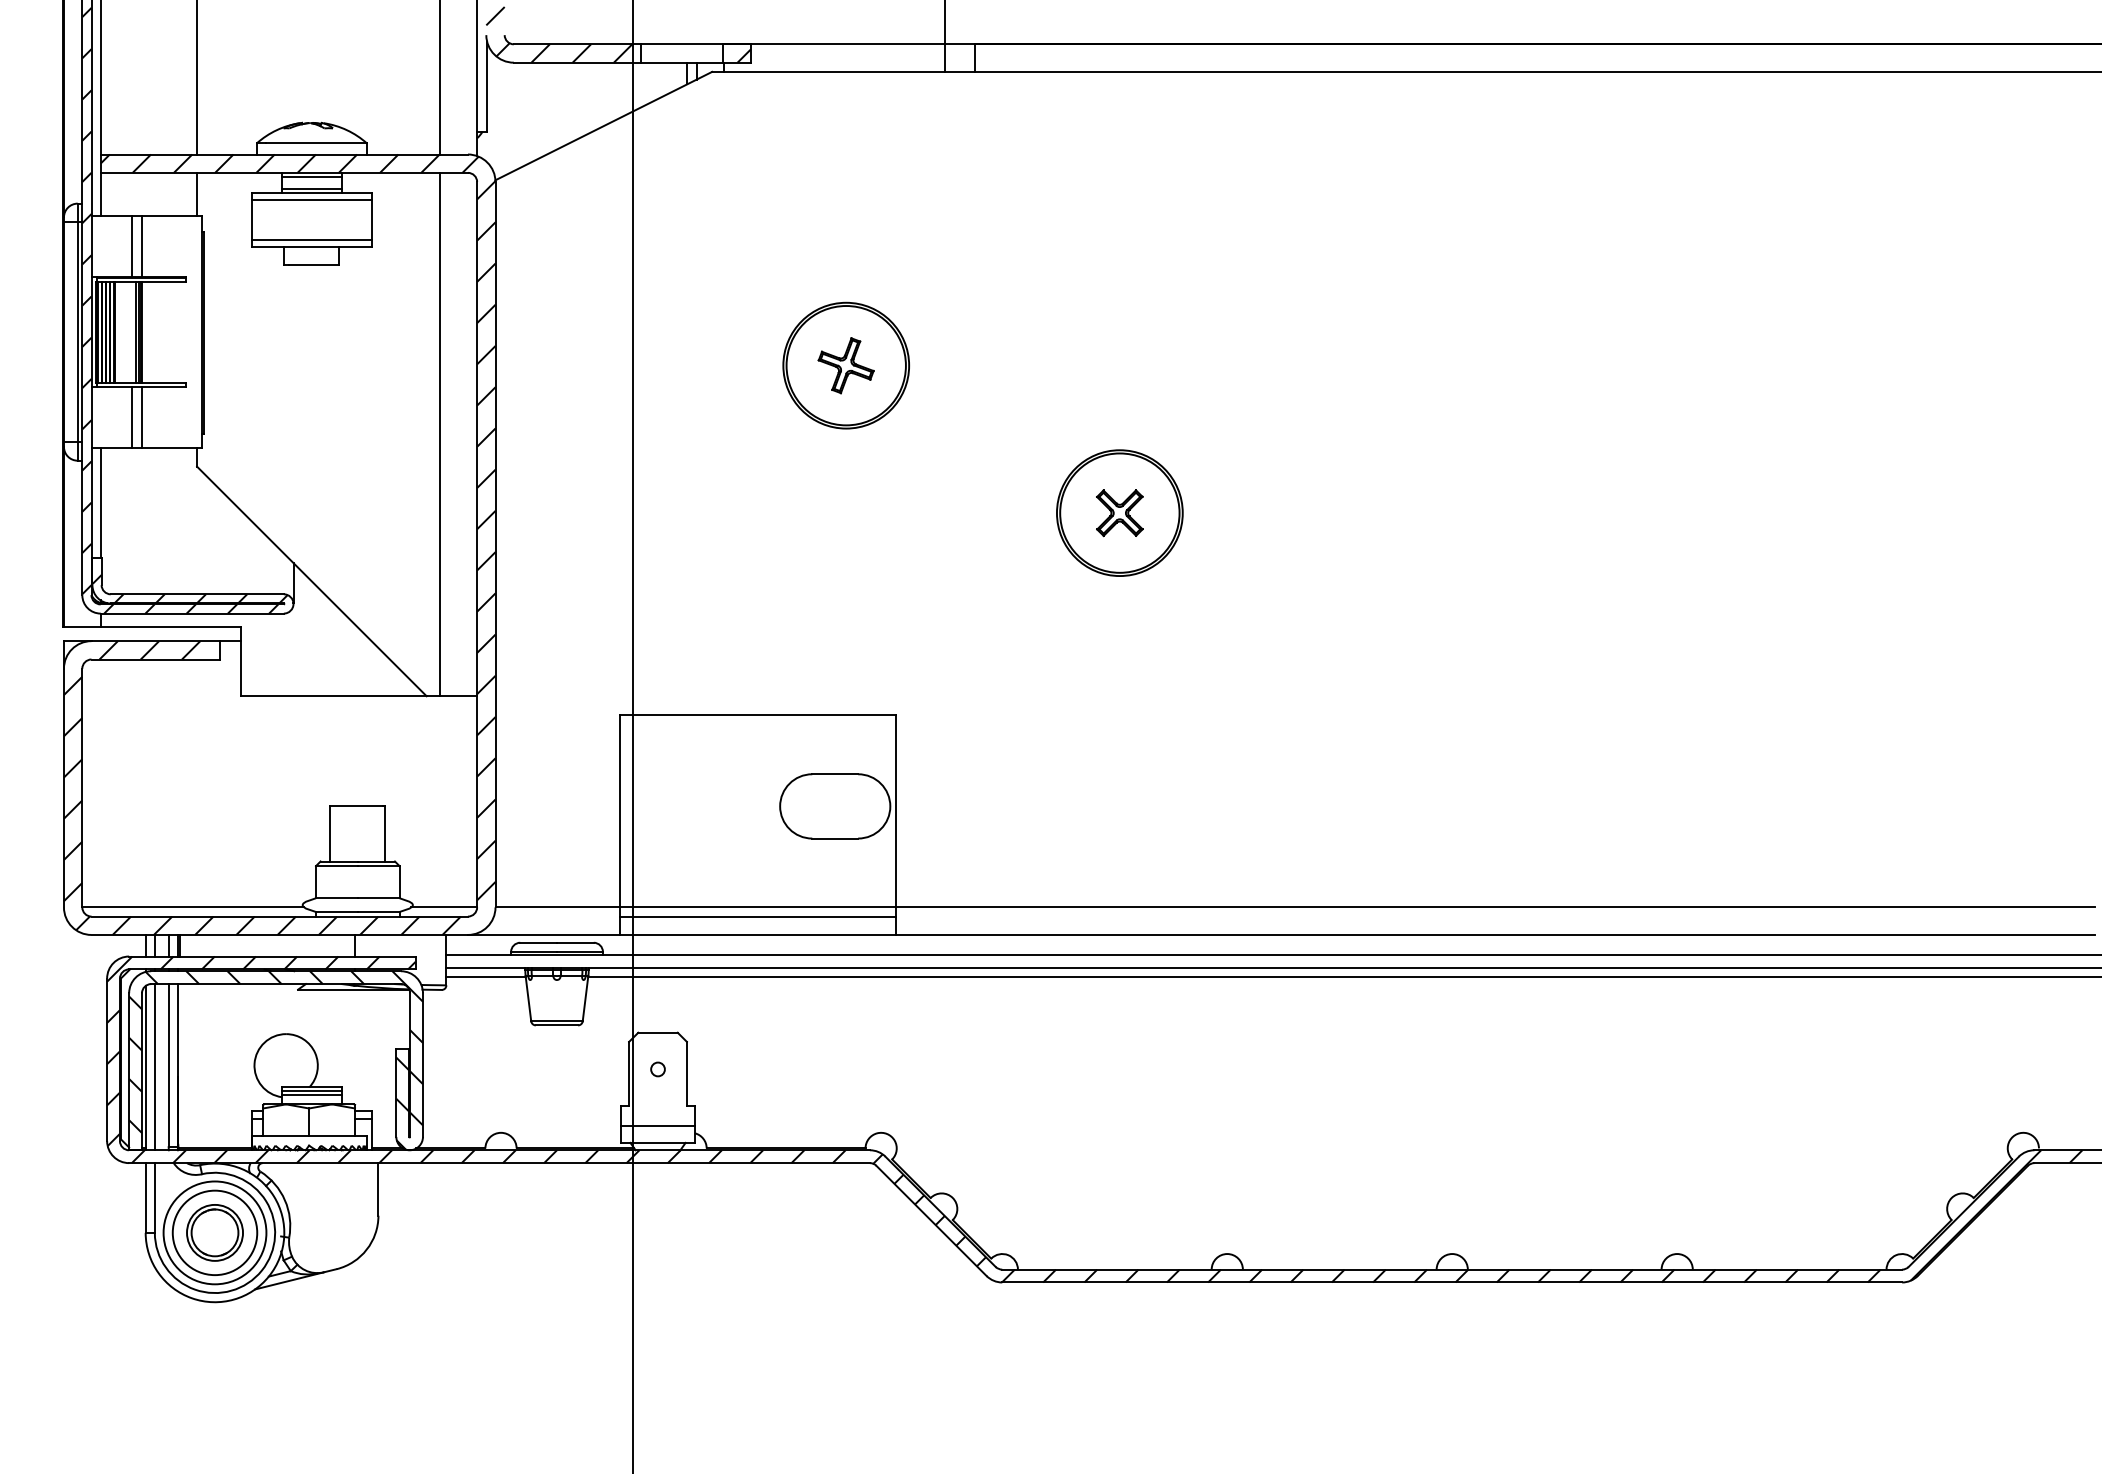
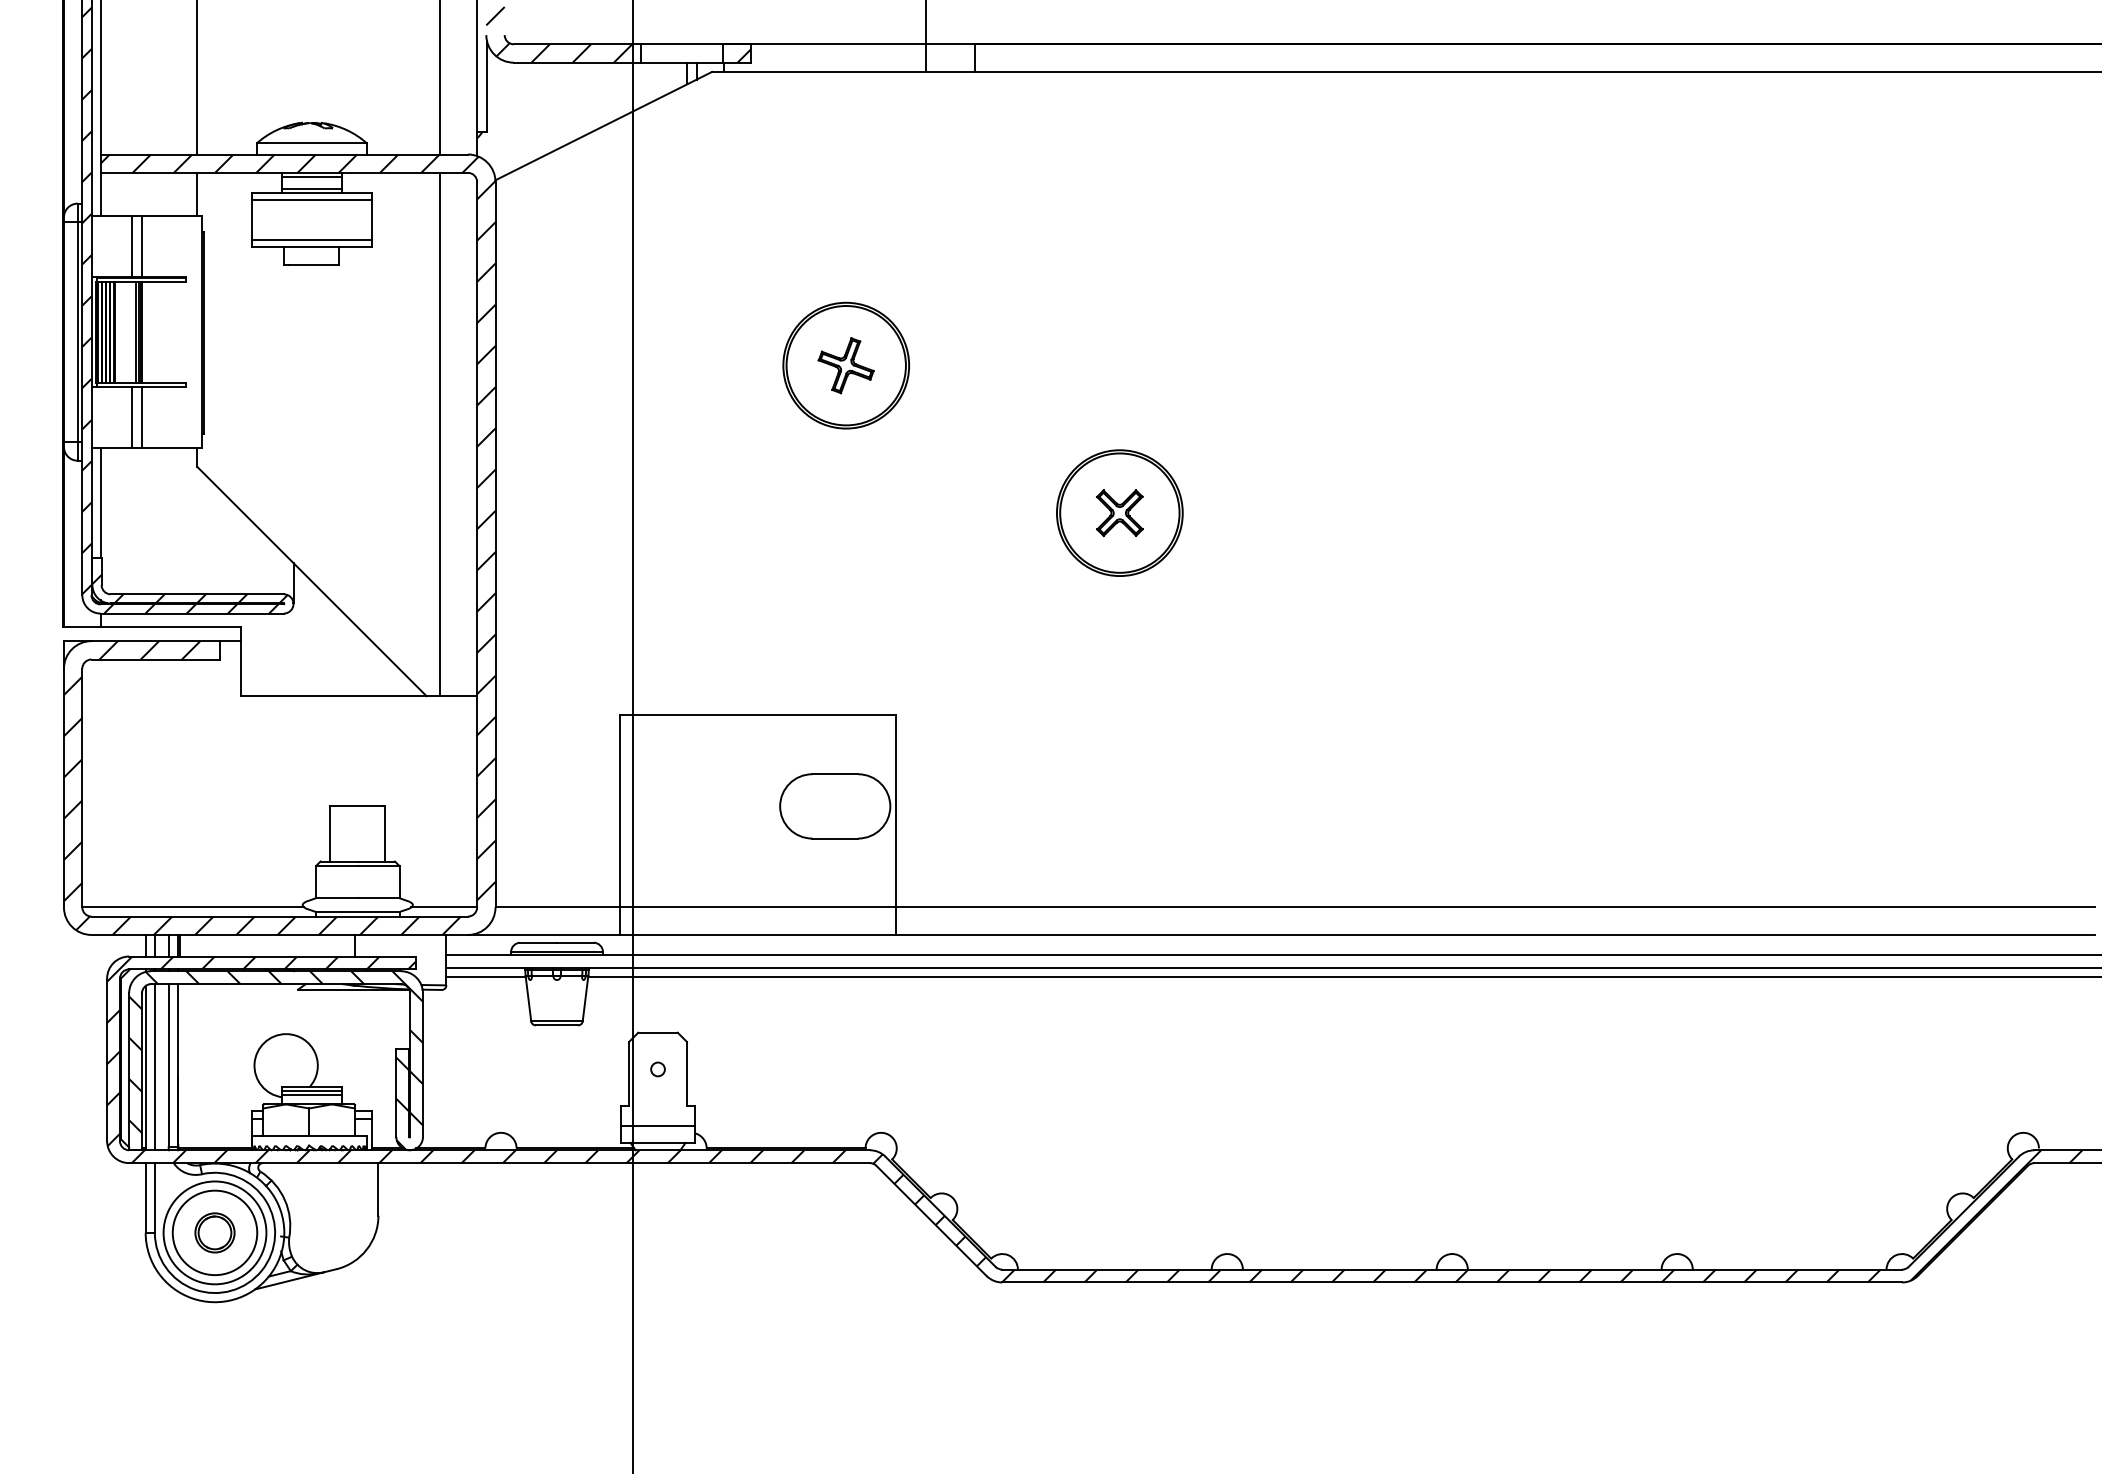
line position: (944, 36) -> (925, 36) (925, 36)
line: present -> none (757, 916)
part size: 58x58 px -> 42x42 px (214, 1232)
